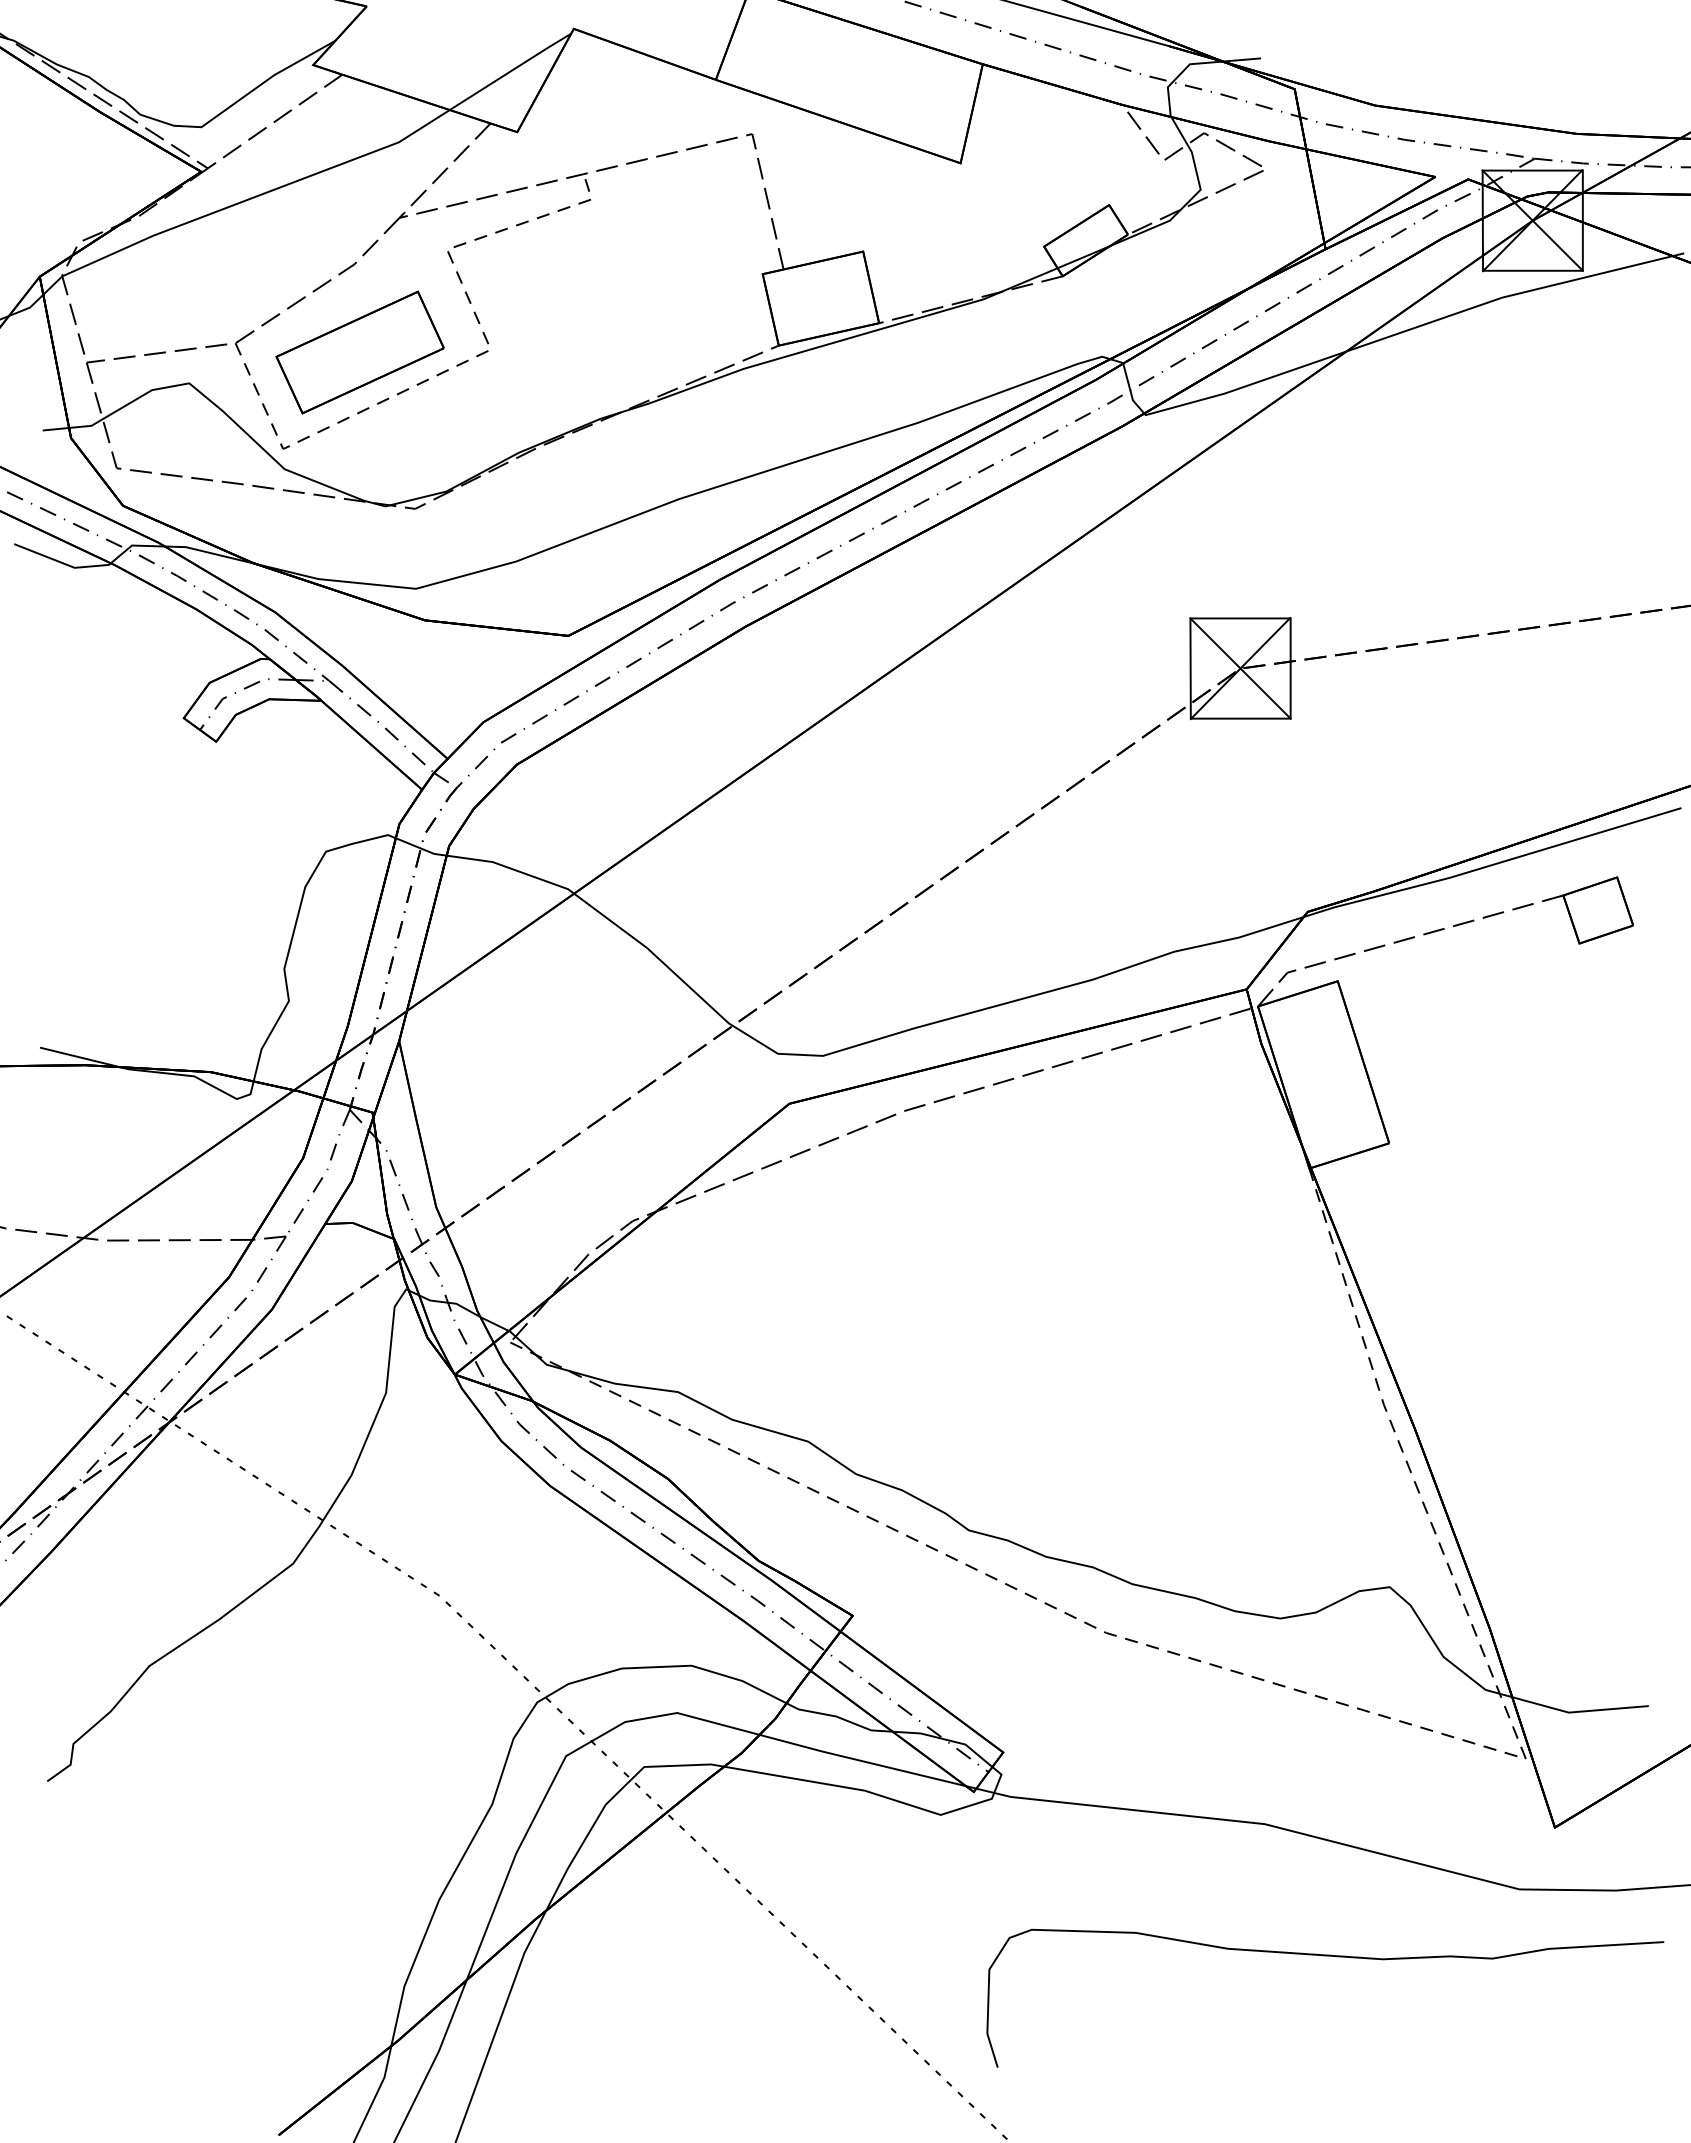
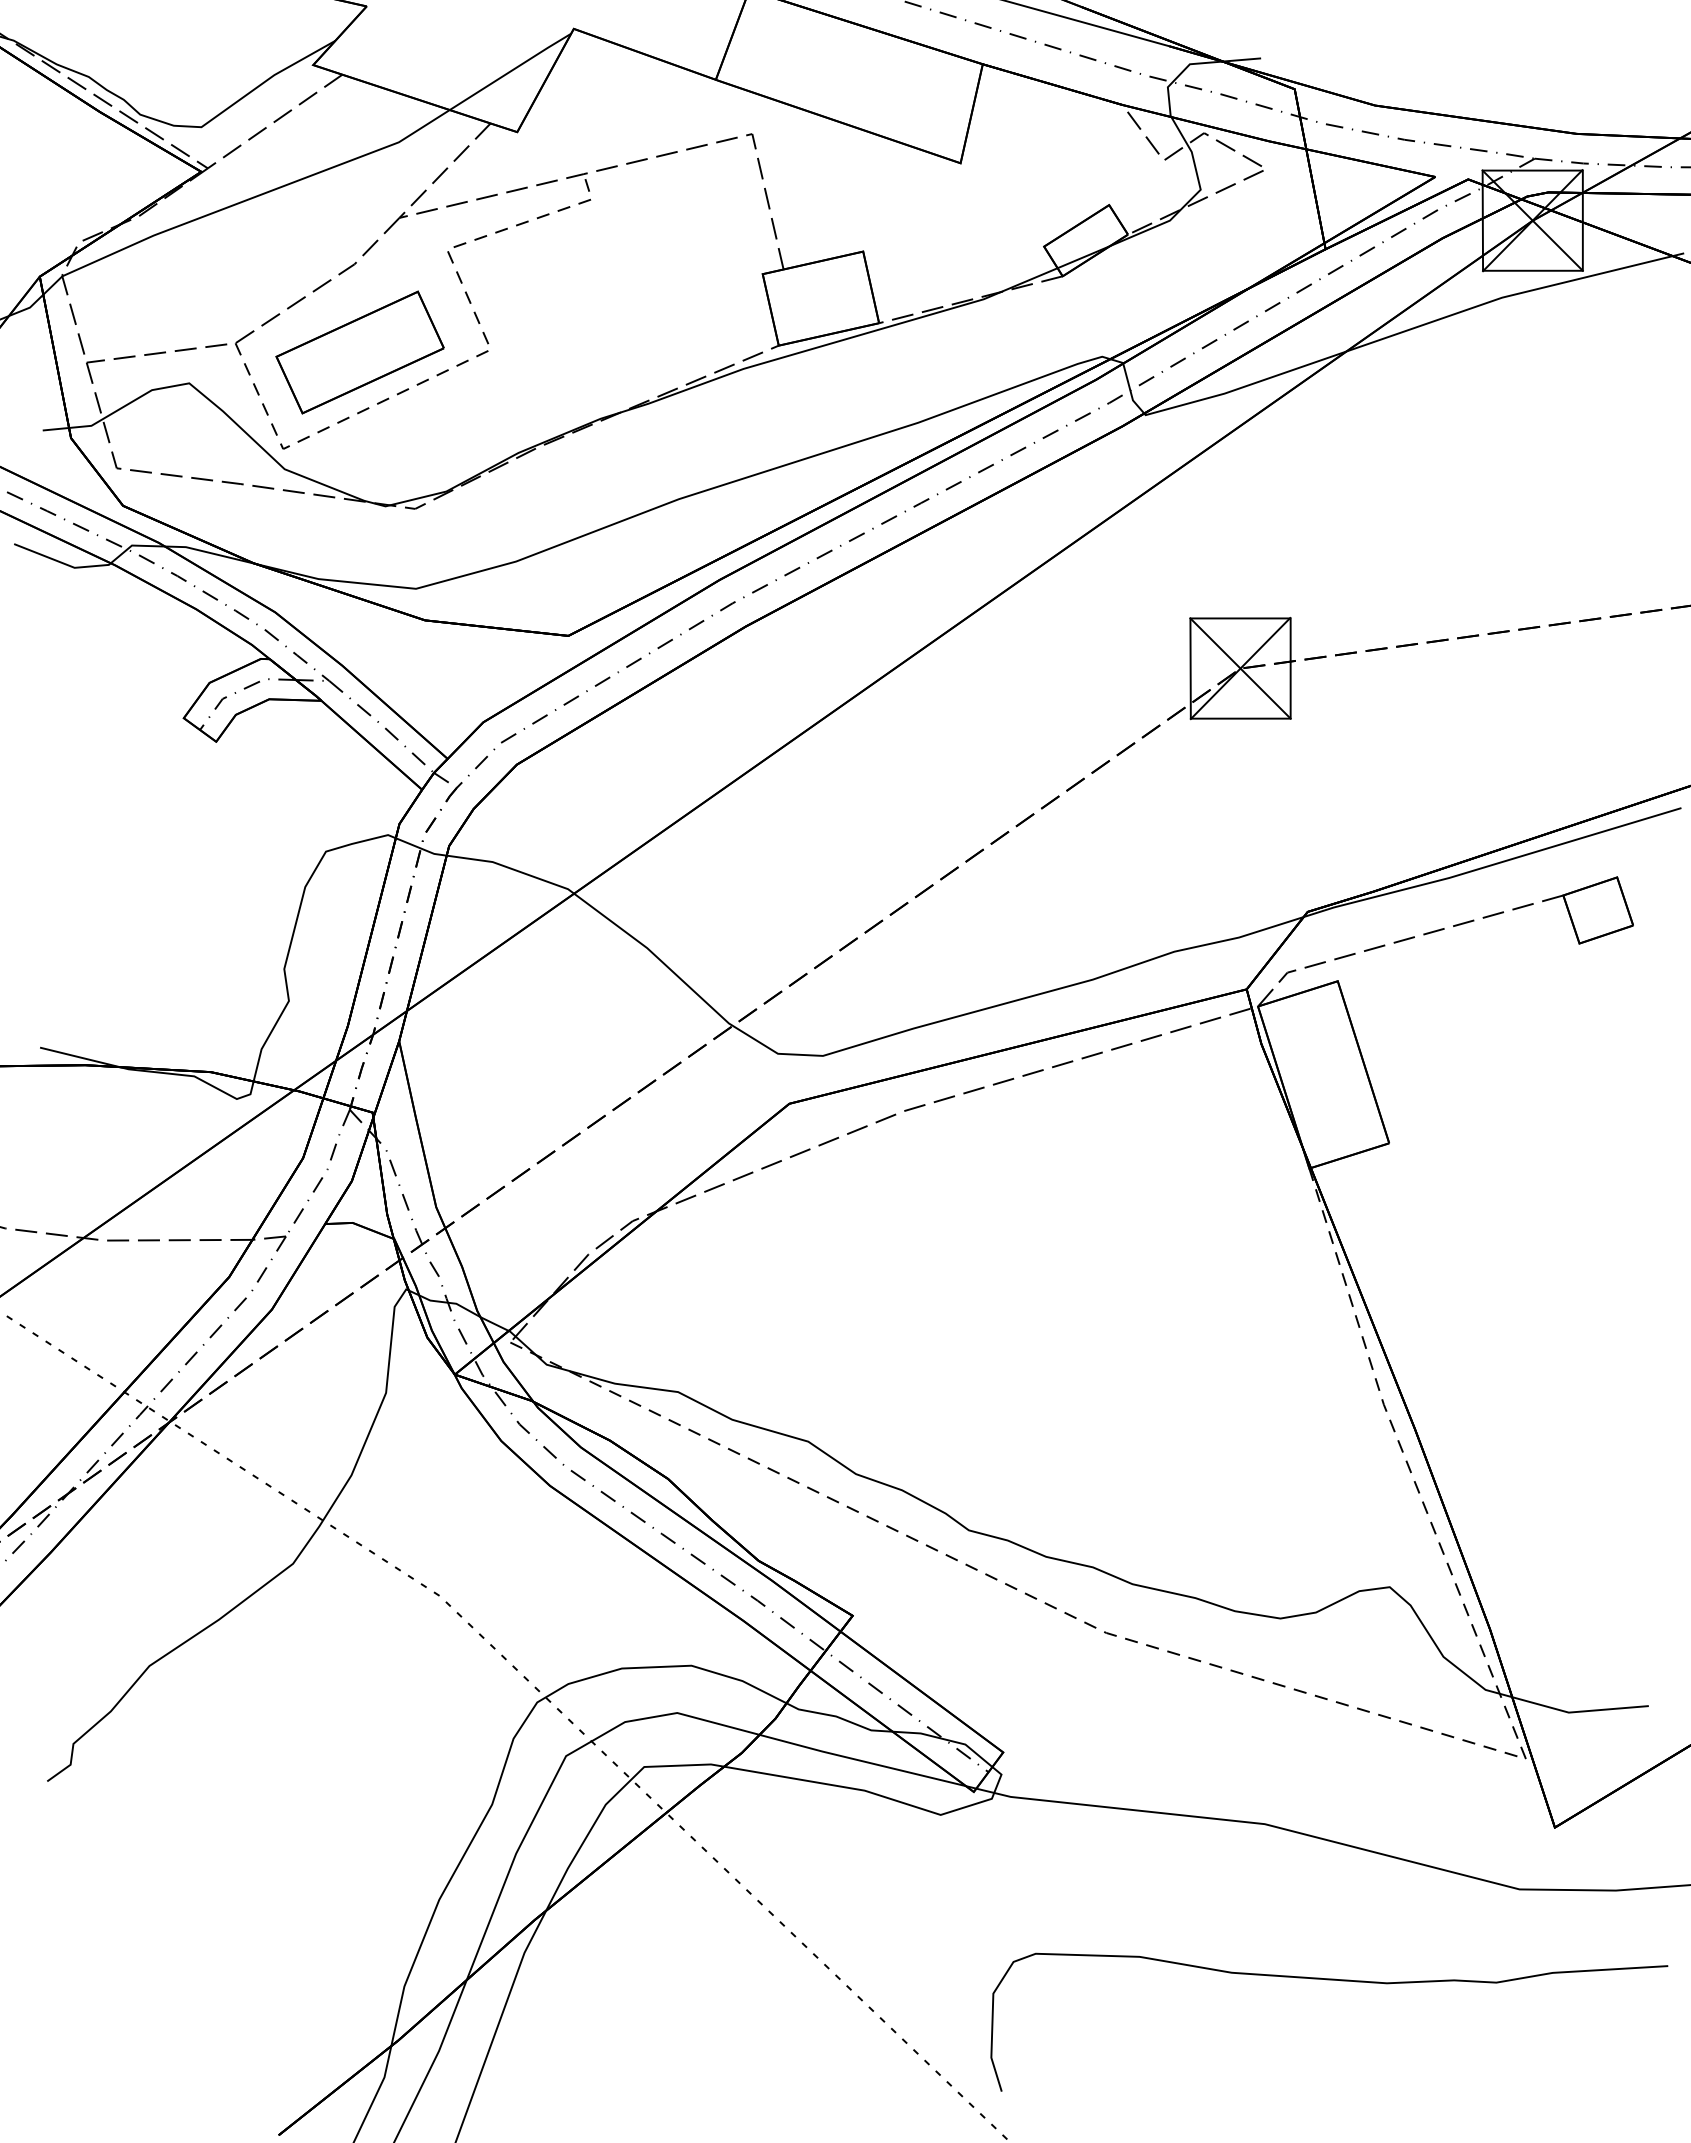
curve position: (1325, 1956) -> (1329, 1980) (1329, 1980)
